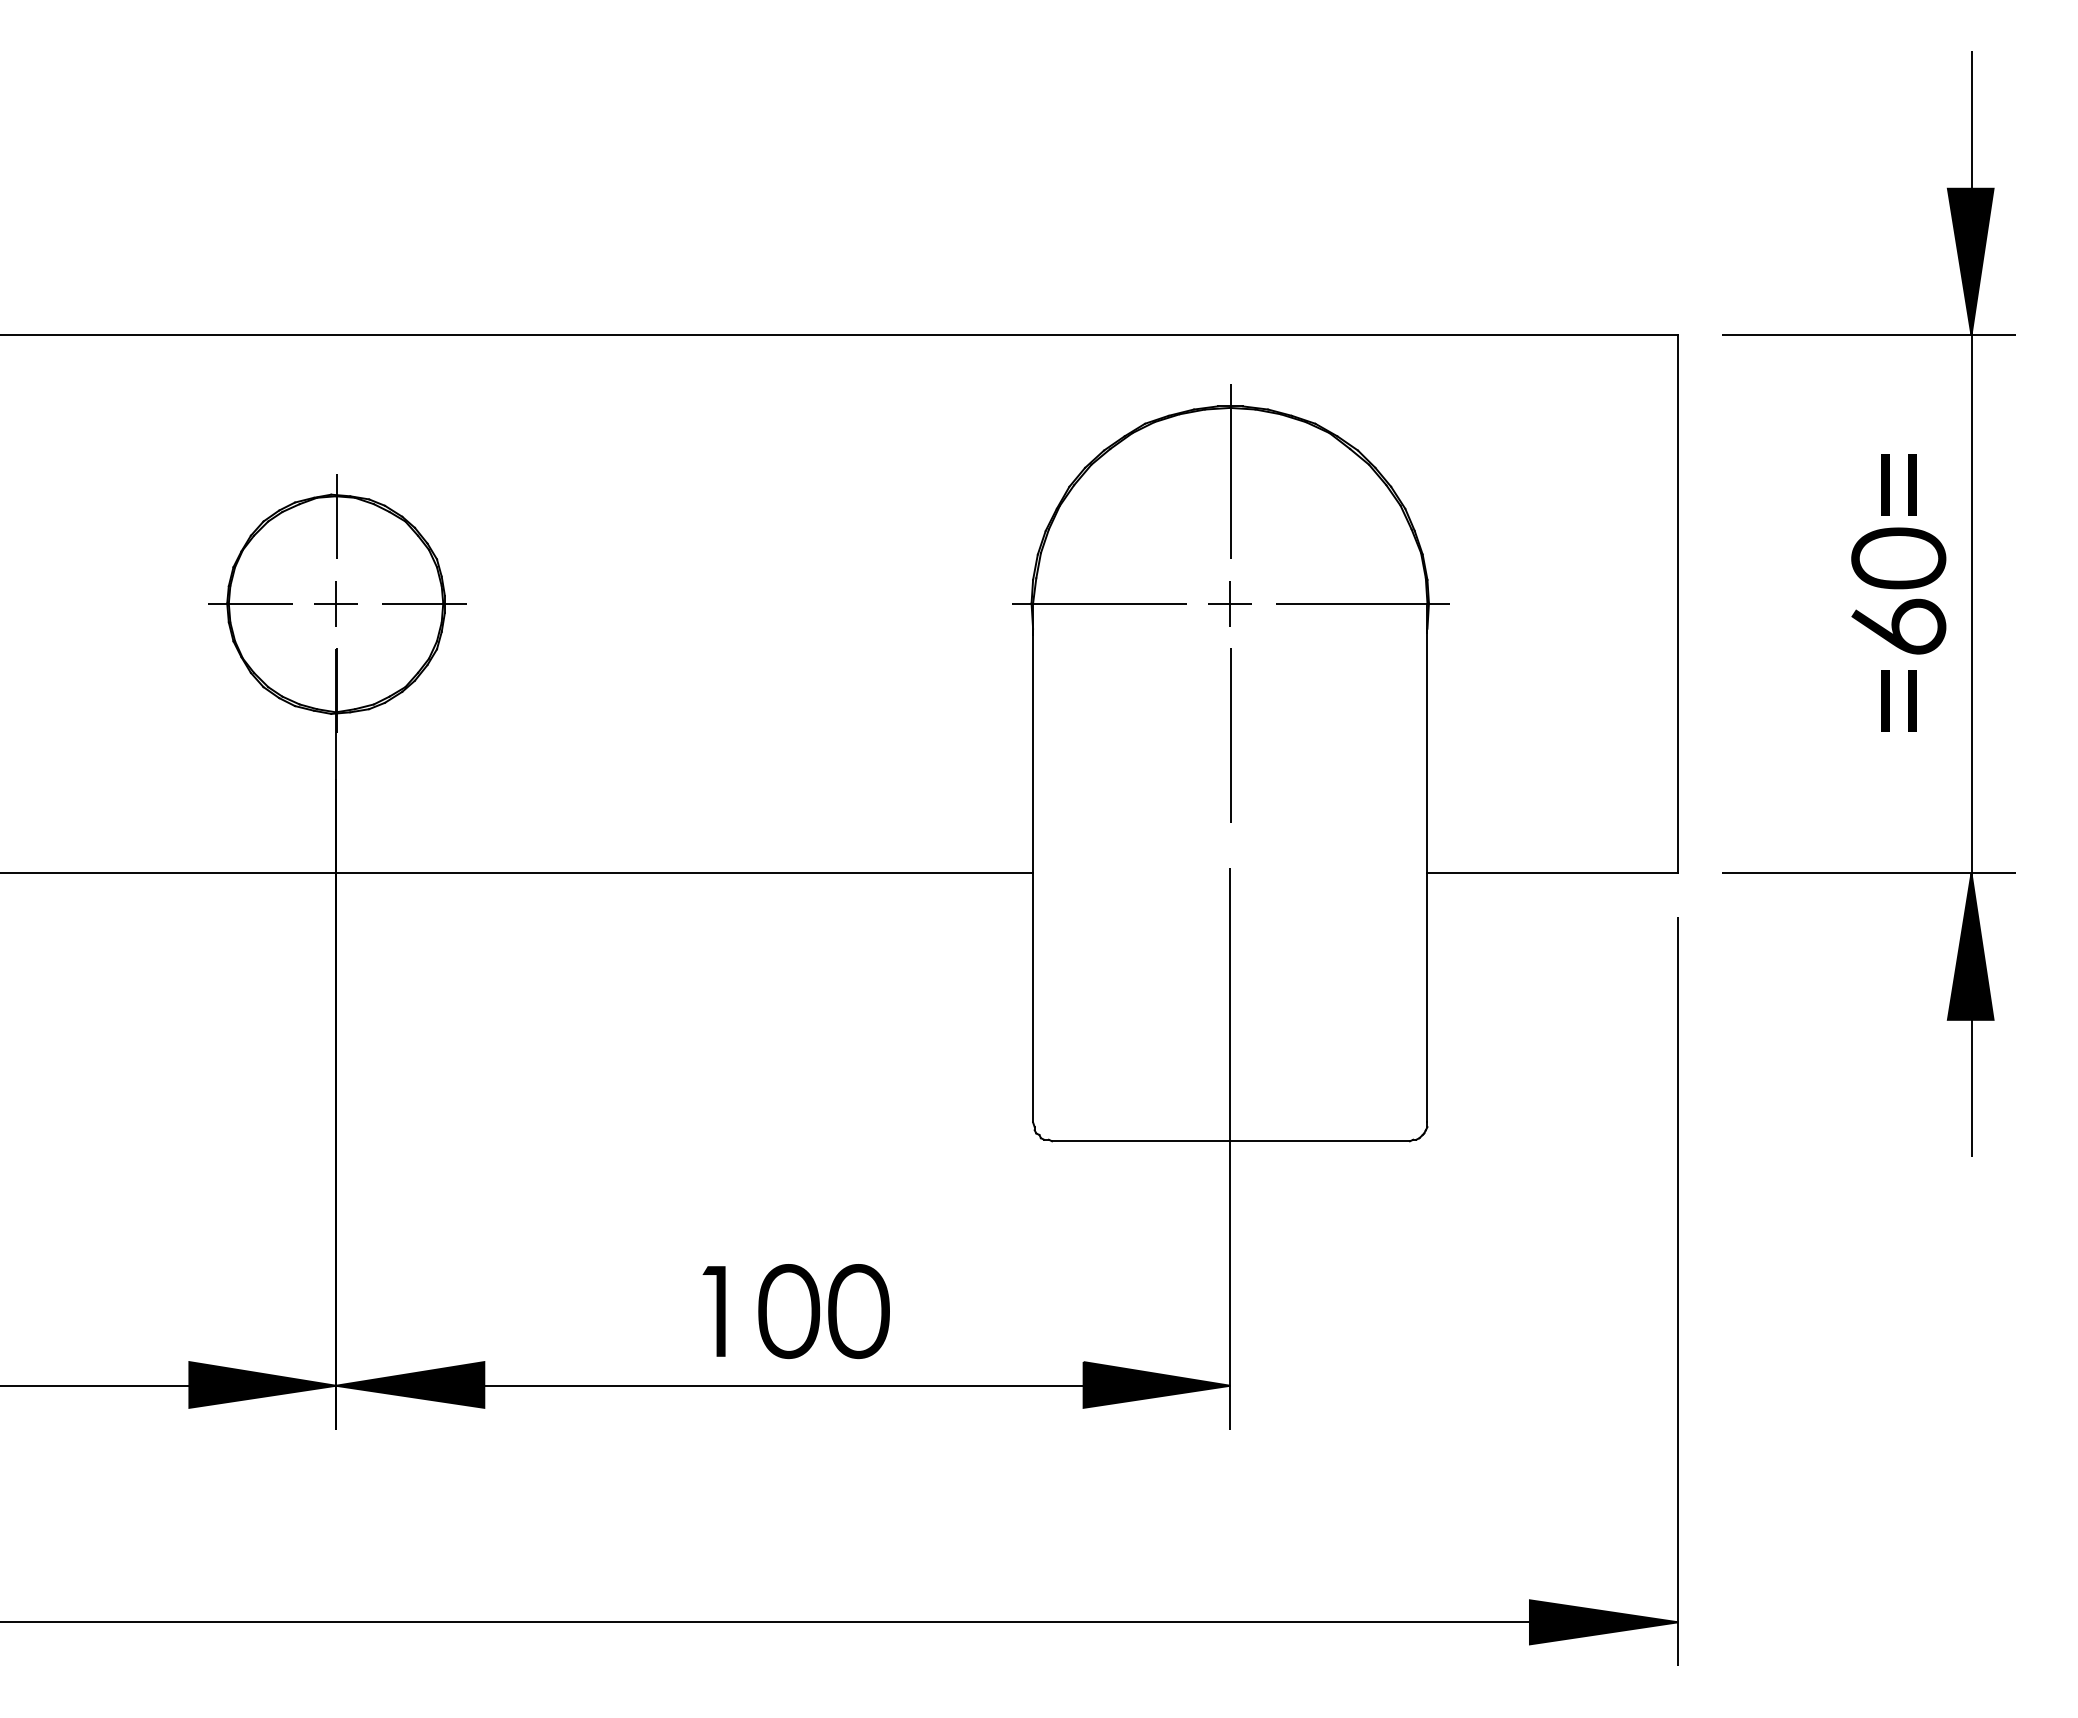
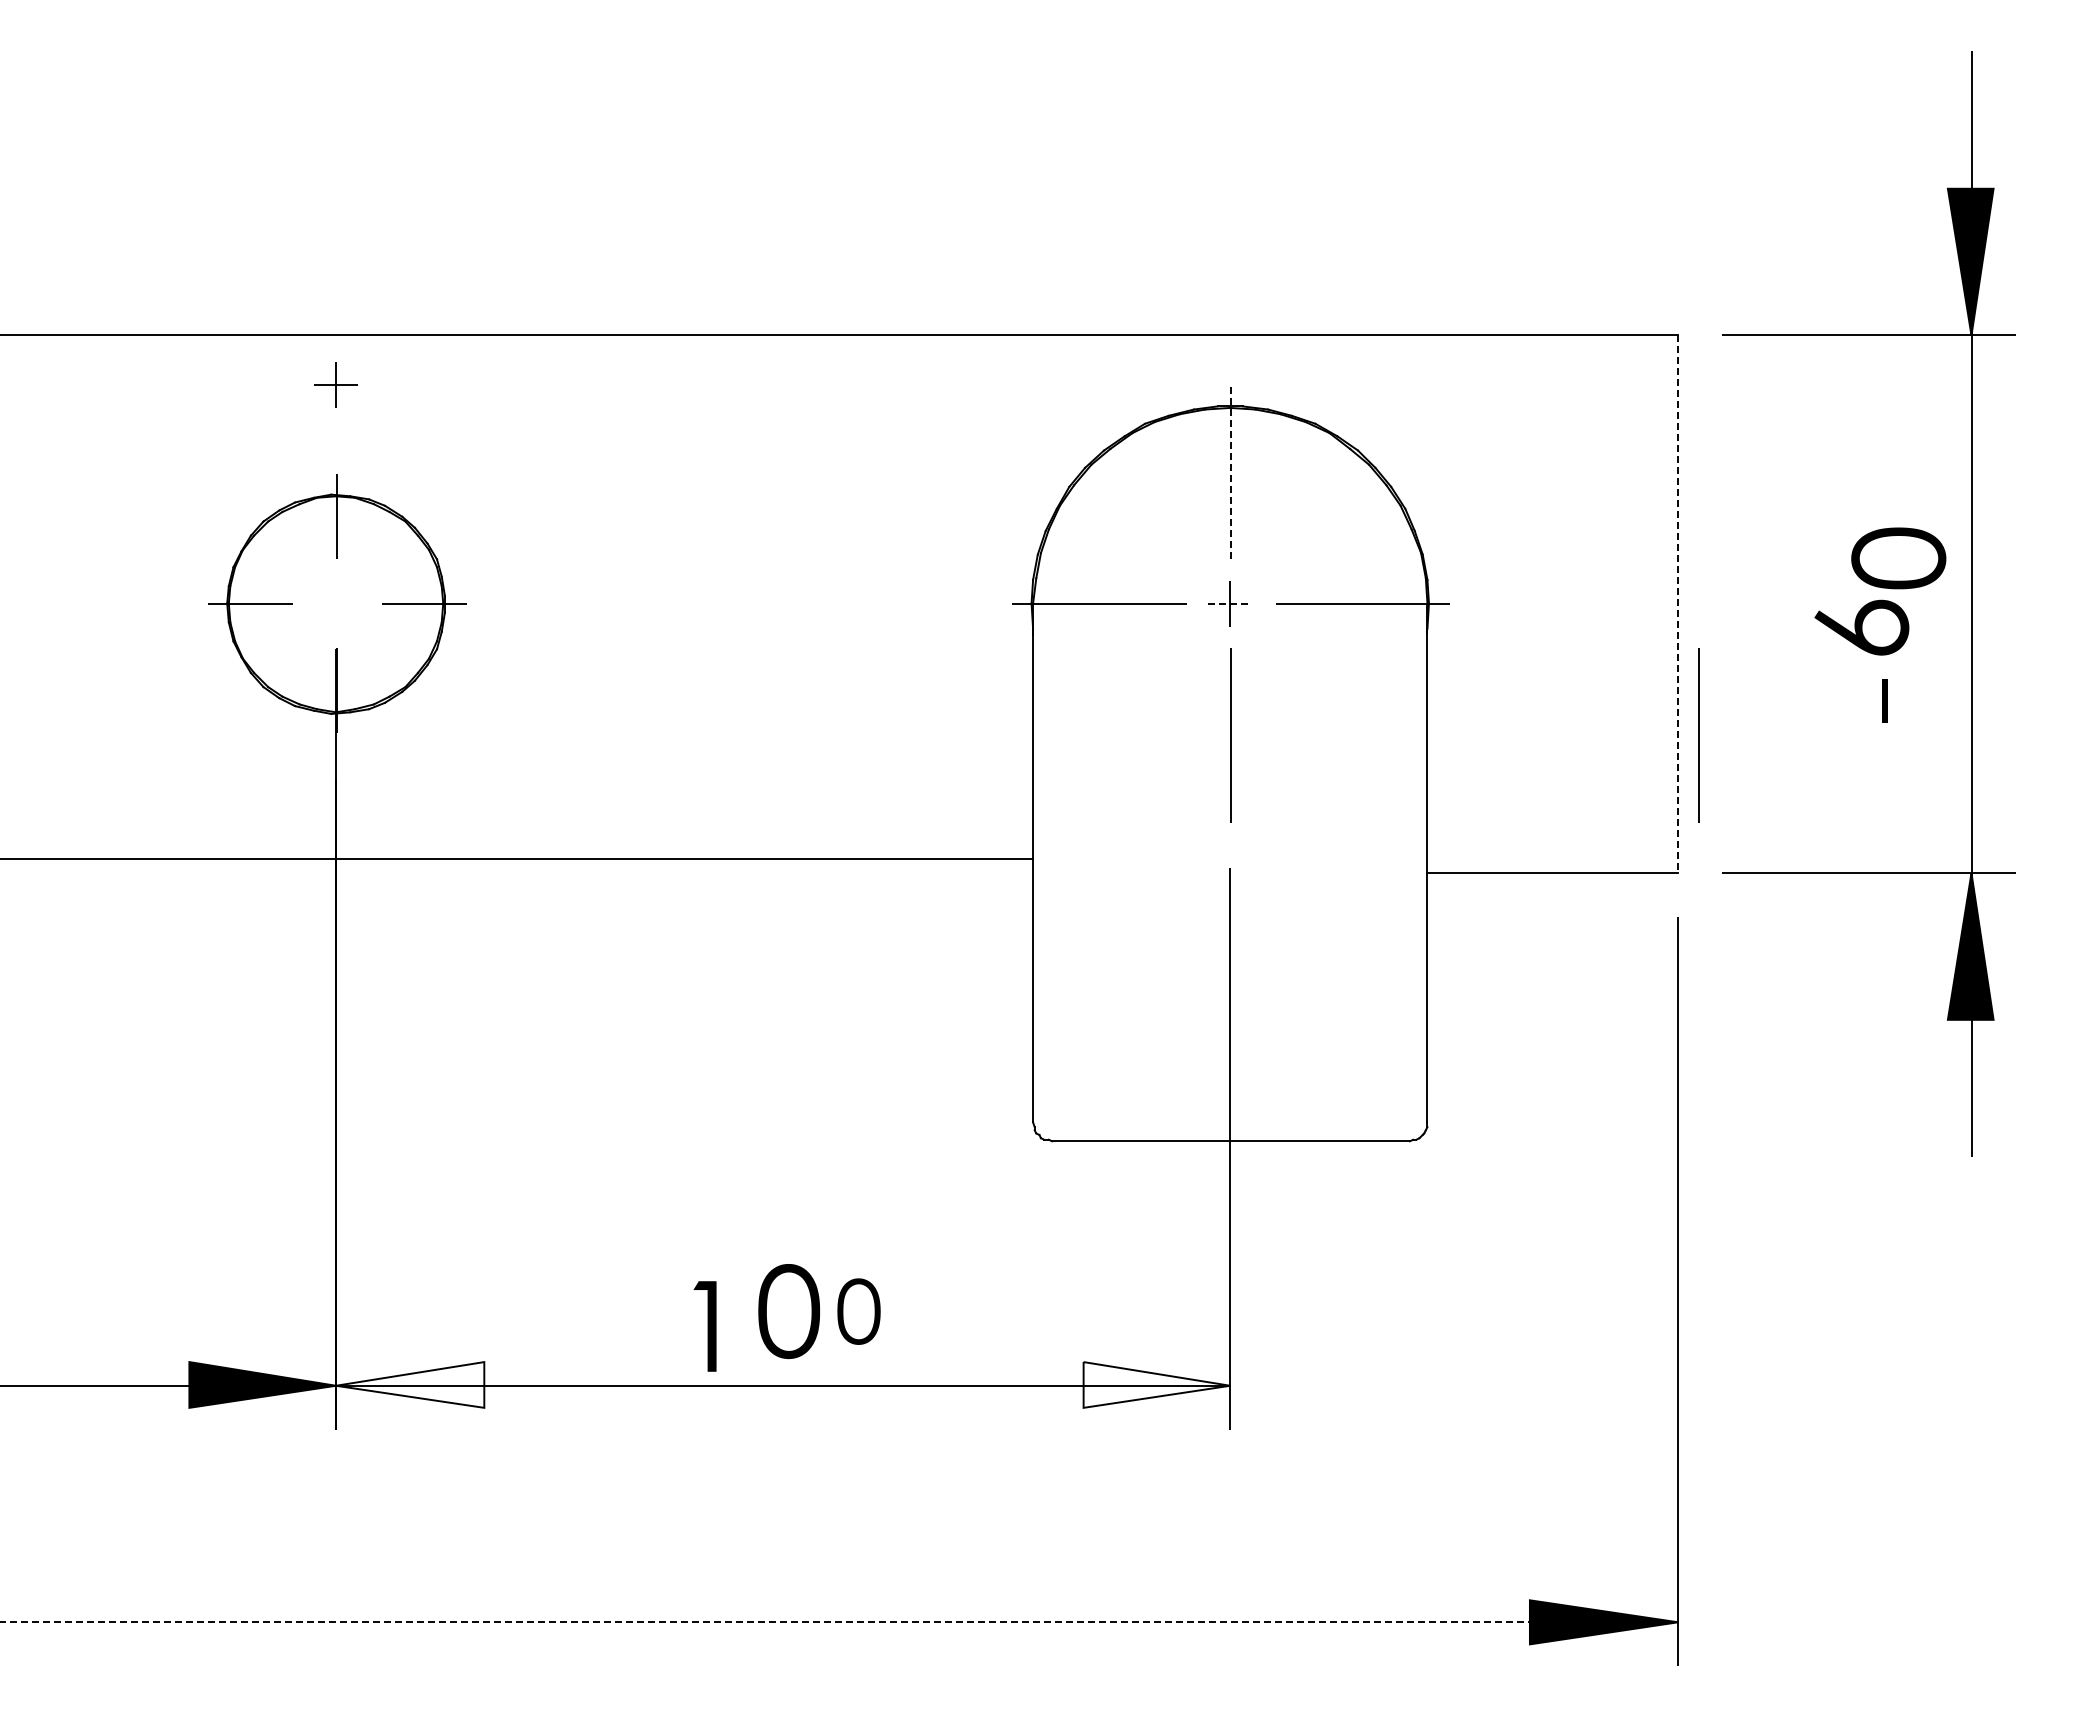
line: solid -> dashed (1231, 471)
part: present -> none (1912, 484)
fill: present -> none (1884, 485)
part position: (335, 603) -> (335, 384) (335, 384)
line: solid -> dashed (1230, 603)
line: solid -> dashed (1678, 604)
part position: (1898, 626) -> (1861, 627) (1861, 627)
part size: 9x62 px -> 6x44 px (1884, 700)
fill: present -> none (1912, 701)
line: none -> present (1698, 735)
line position: (517, 873) -> (517, 859) (517, 859)
part position: (713, 1311) -> (704, 1326) (704, 1326)
part size: 62x96 px -> 44x67 px (858, 1311)
fill: present -> none (410, 1384)
fill: present -> none (1156, 1384)
line: solid -> dashed (839, 1622)
